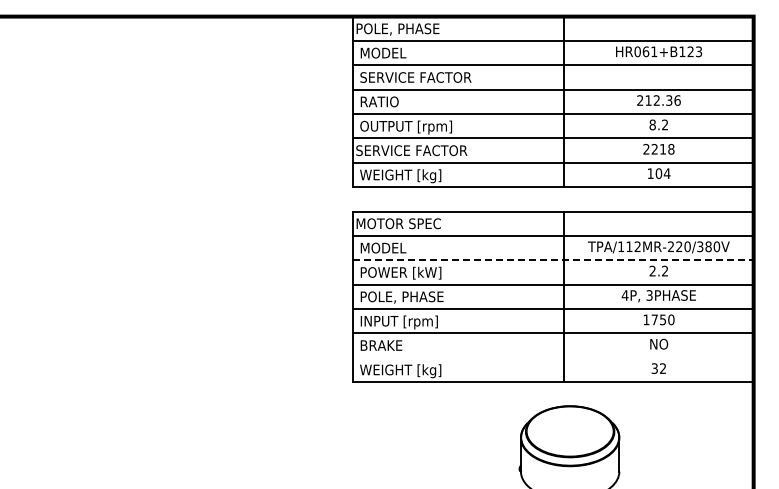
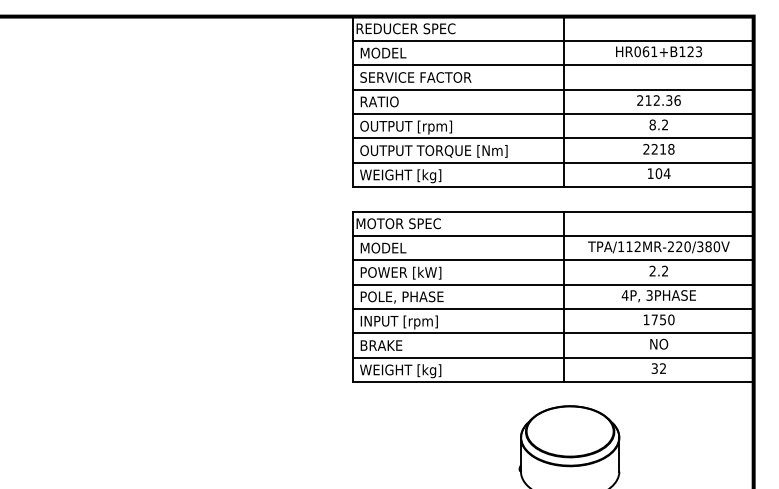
text: POLE, PHASE -> REDUCER SPEC (406, 29)
text: SERVICE FACTOR -> OUTPUT TORQUE [Nm] (431, 151)
line: dashed -> solid (553, 260)
line: none -> present (552, 357)
